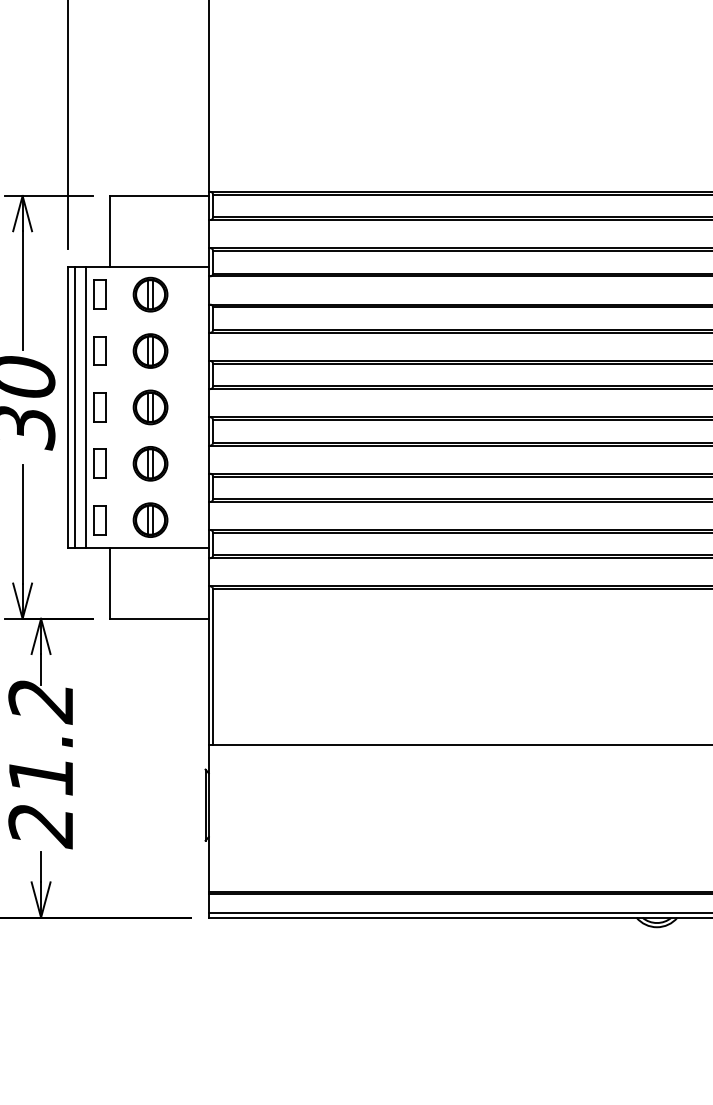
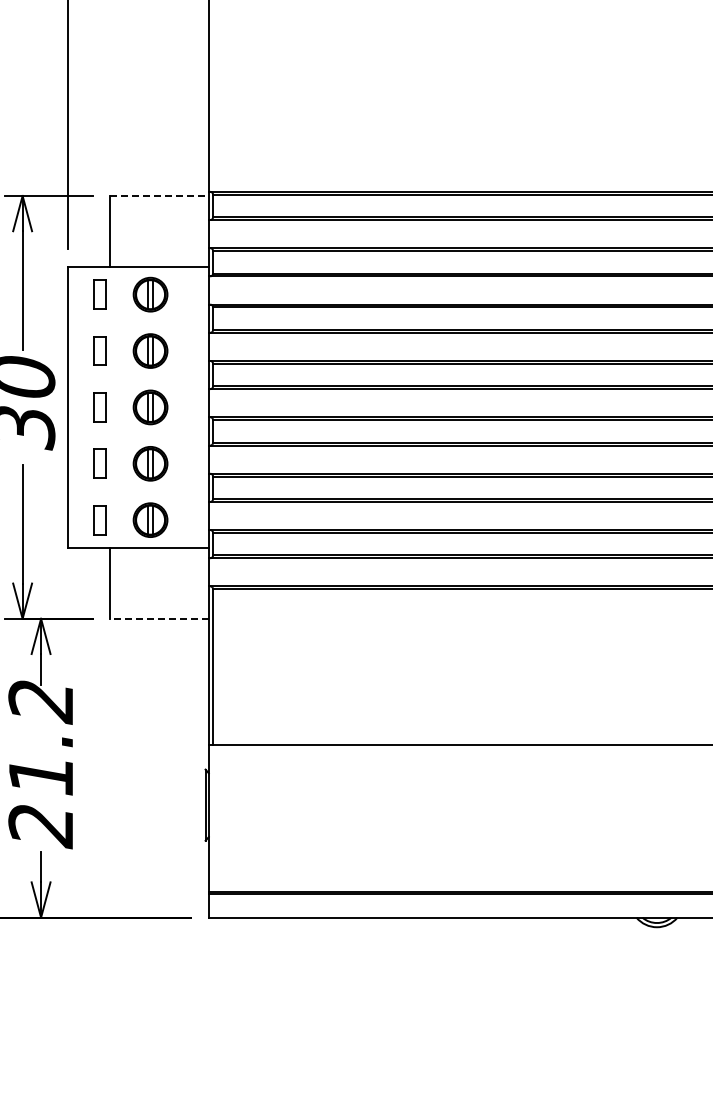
line: solid -> dashed (160, 196)
line: present -> none (75, 407)
line: present -> none (86, 407)
line: solid -> dashed (159, 618)
line: present -> none (458, 912)
